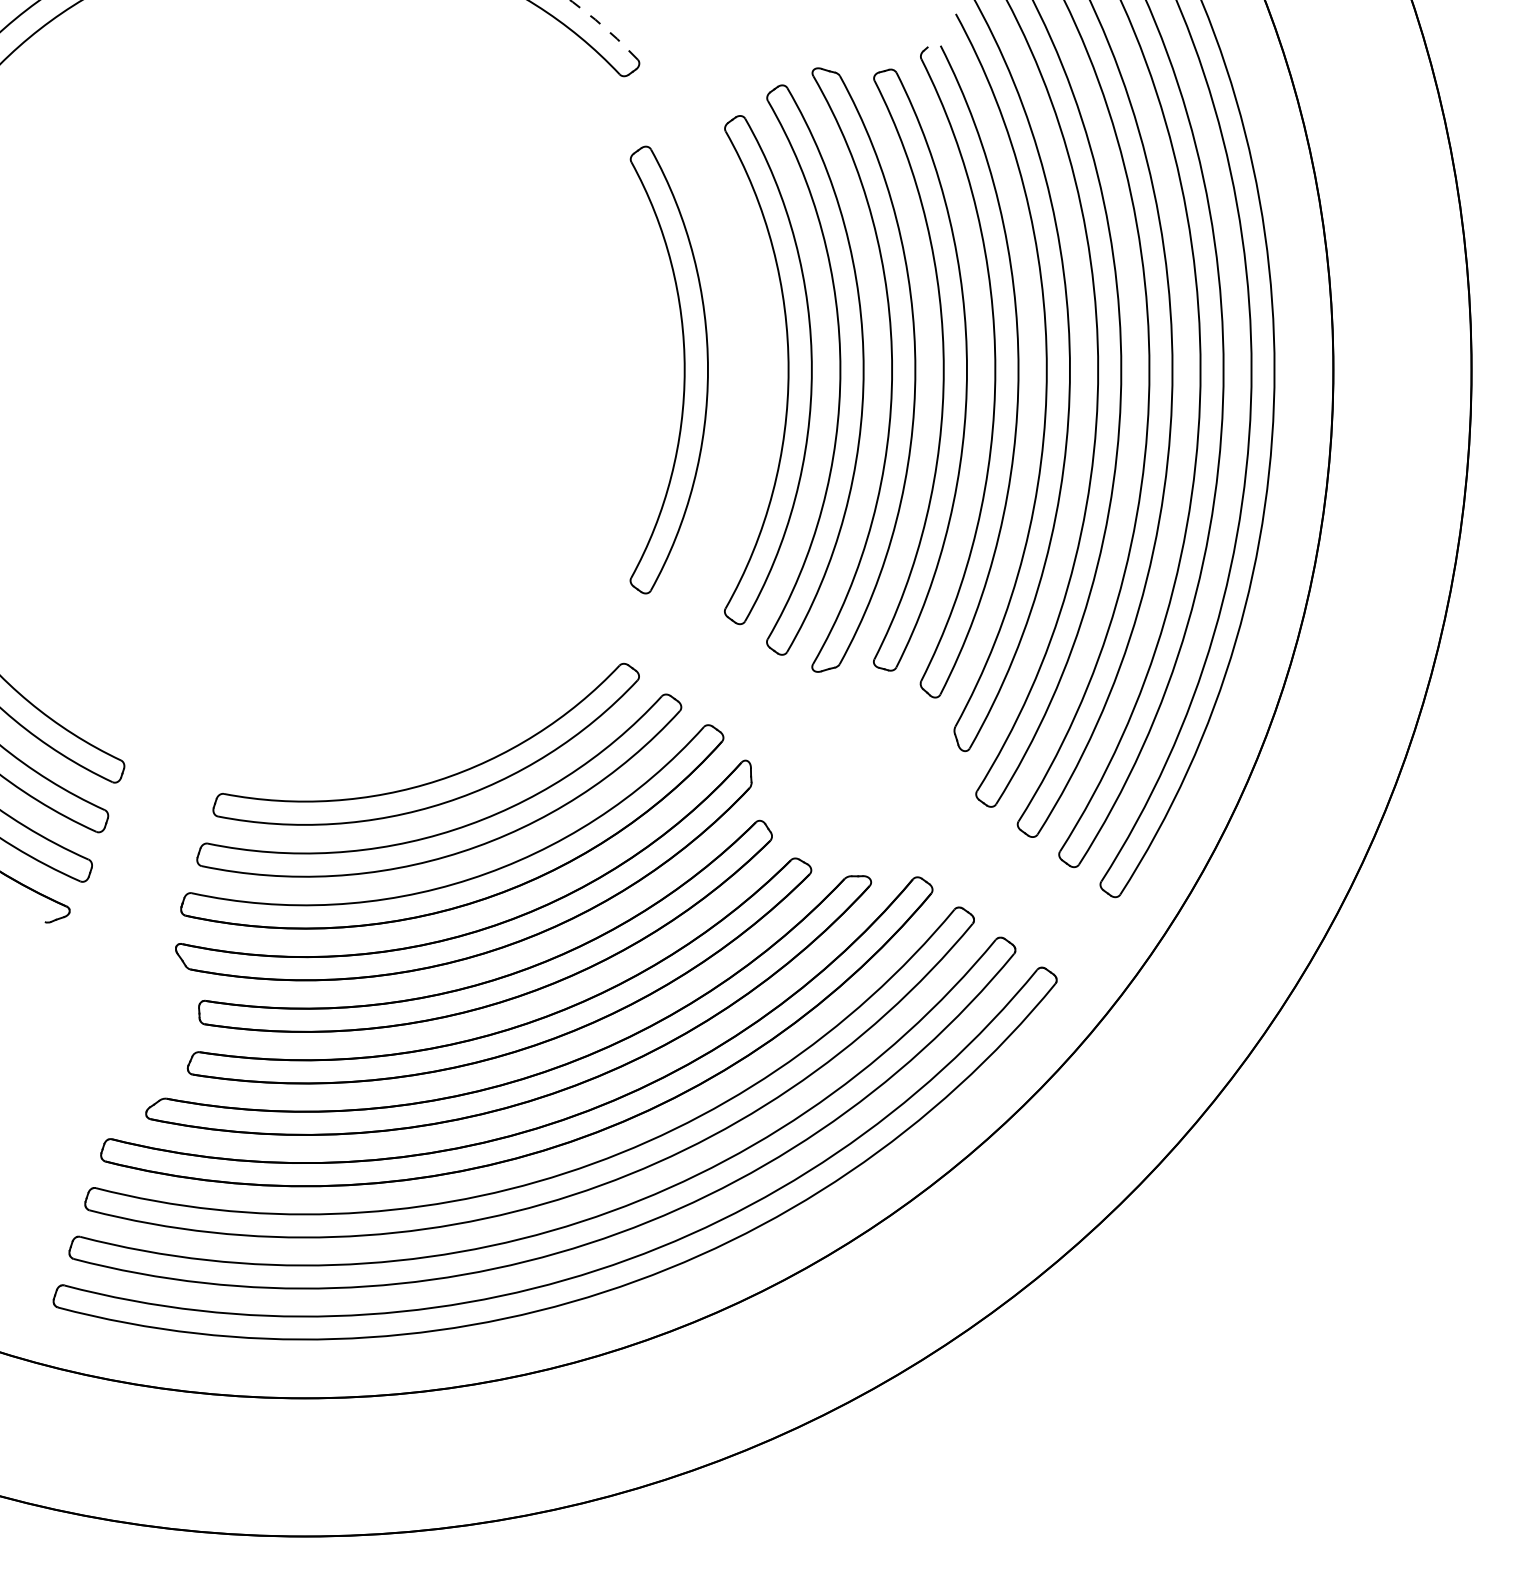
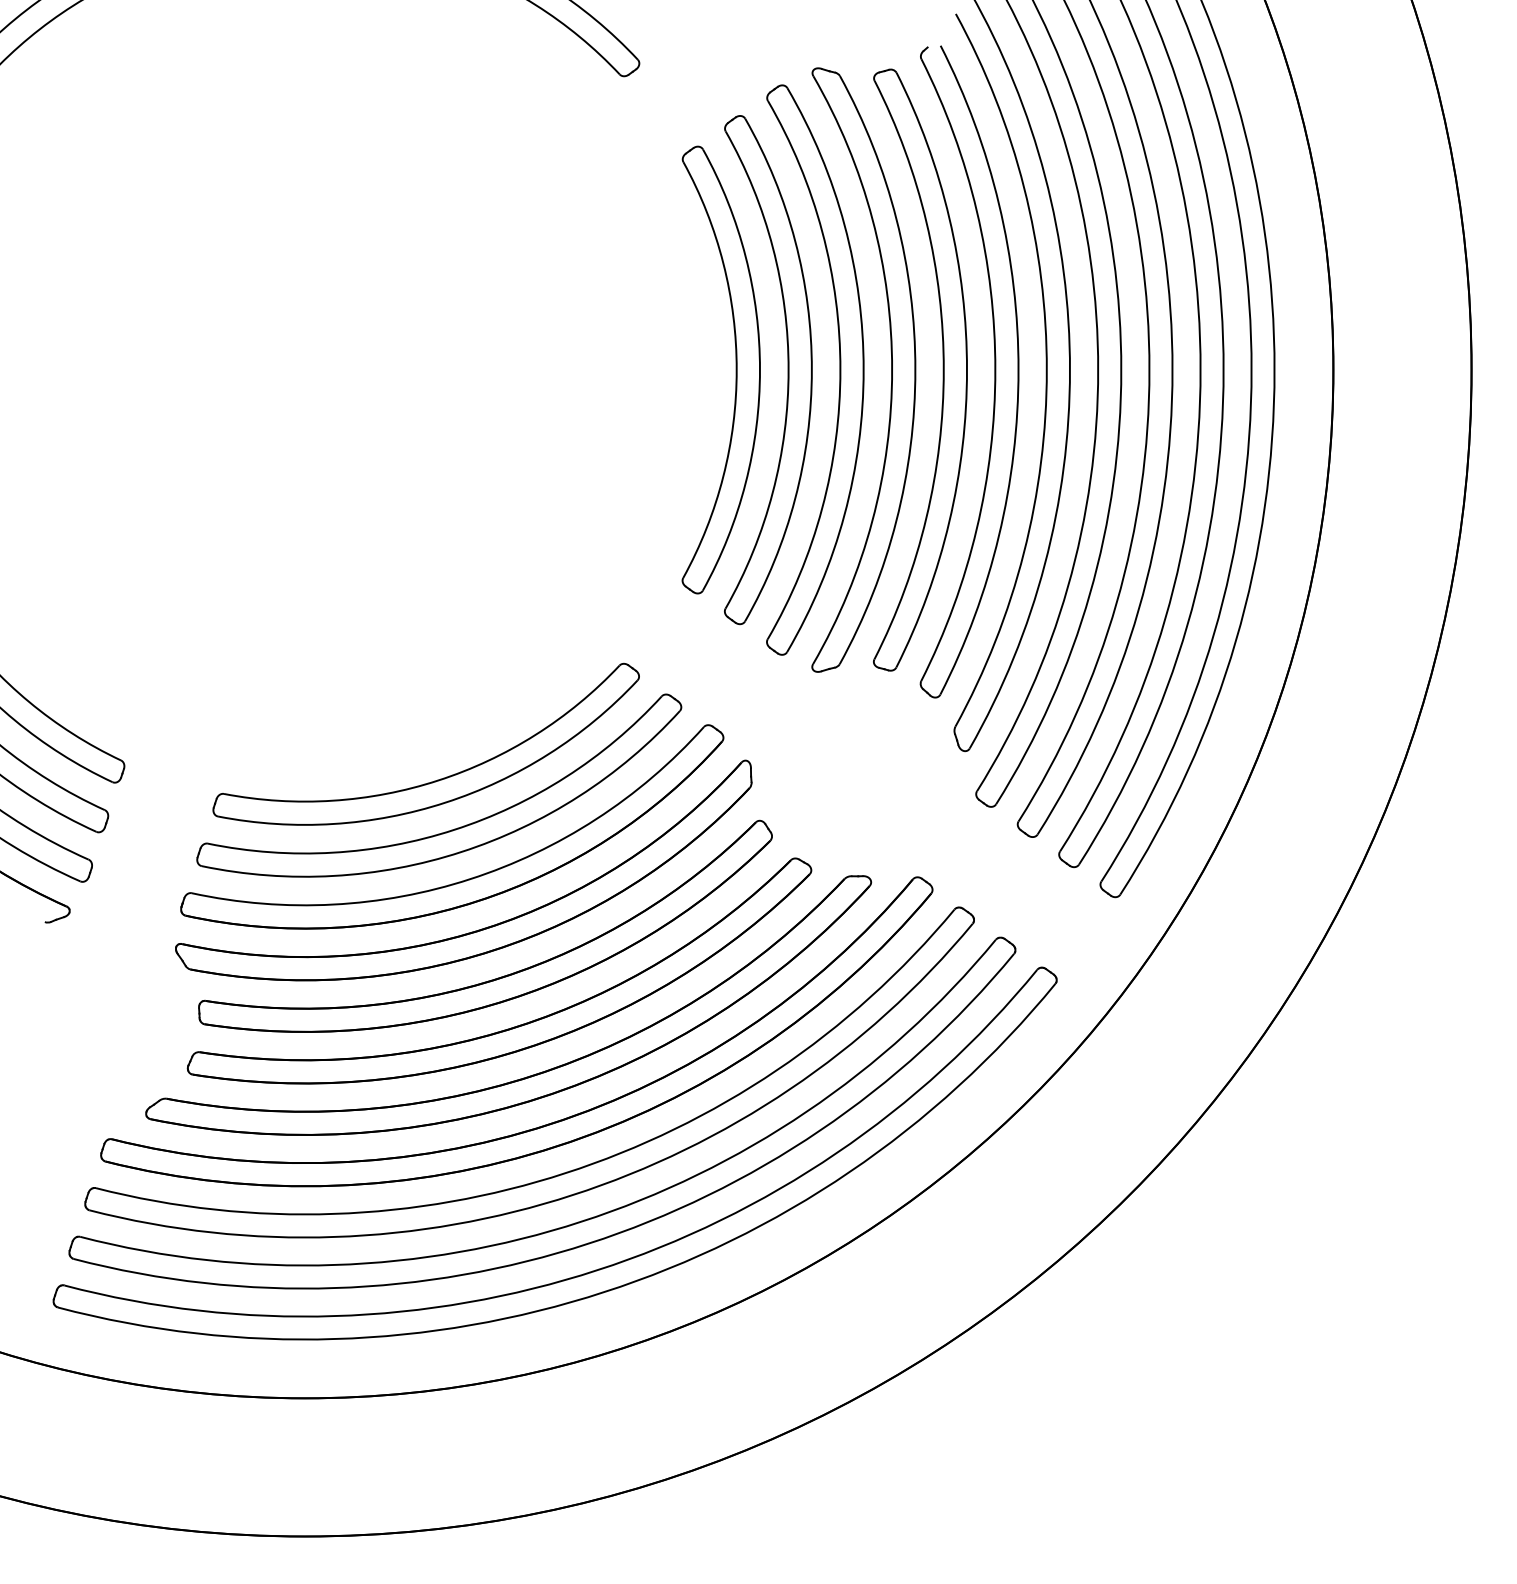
arc: dashed -> solid (605, 27)
part position: (683, 369) -> (735, 369) (735, 369)
